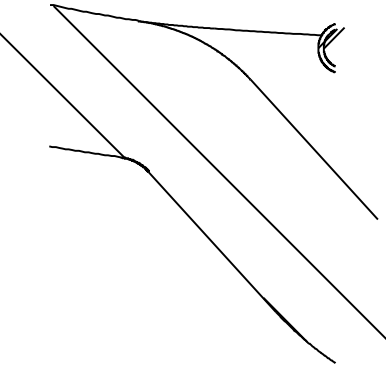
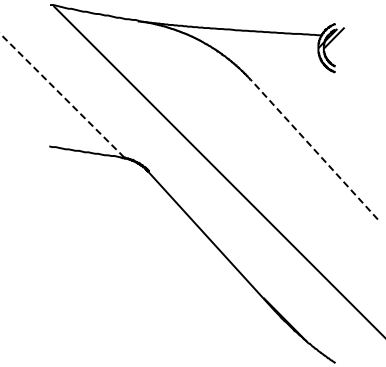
line: solid -> dashed (62, 95)
line: solid -> dashed (314, 149)
